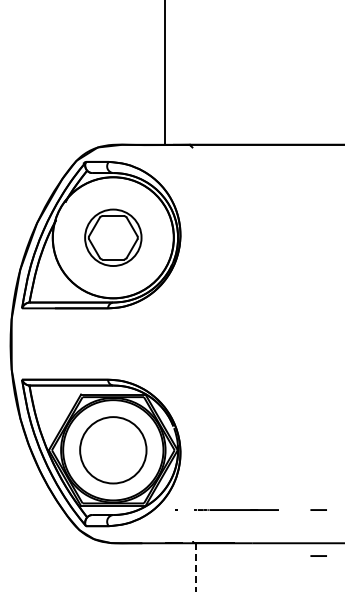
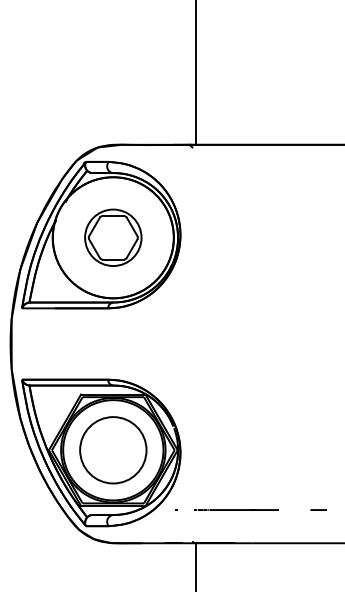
line position: (165, 73) -> (196, 73) (196, 73)
line: present -> none (318, 555)
line: dashed -> solid (196, 567)
